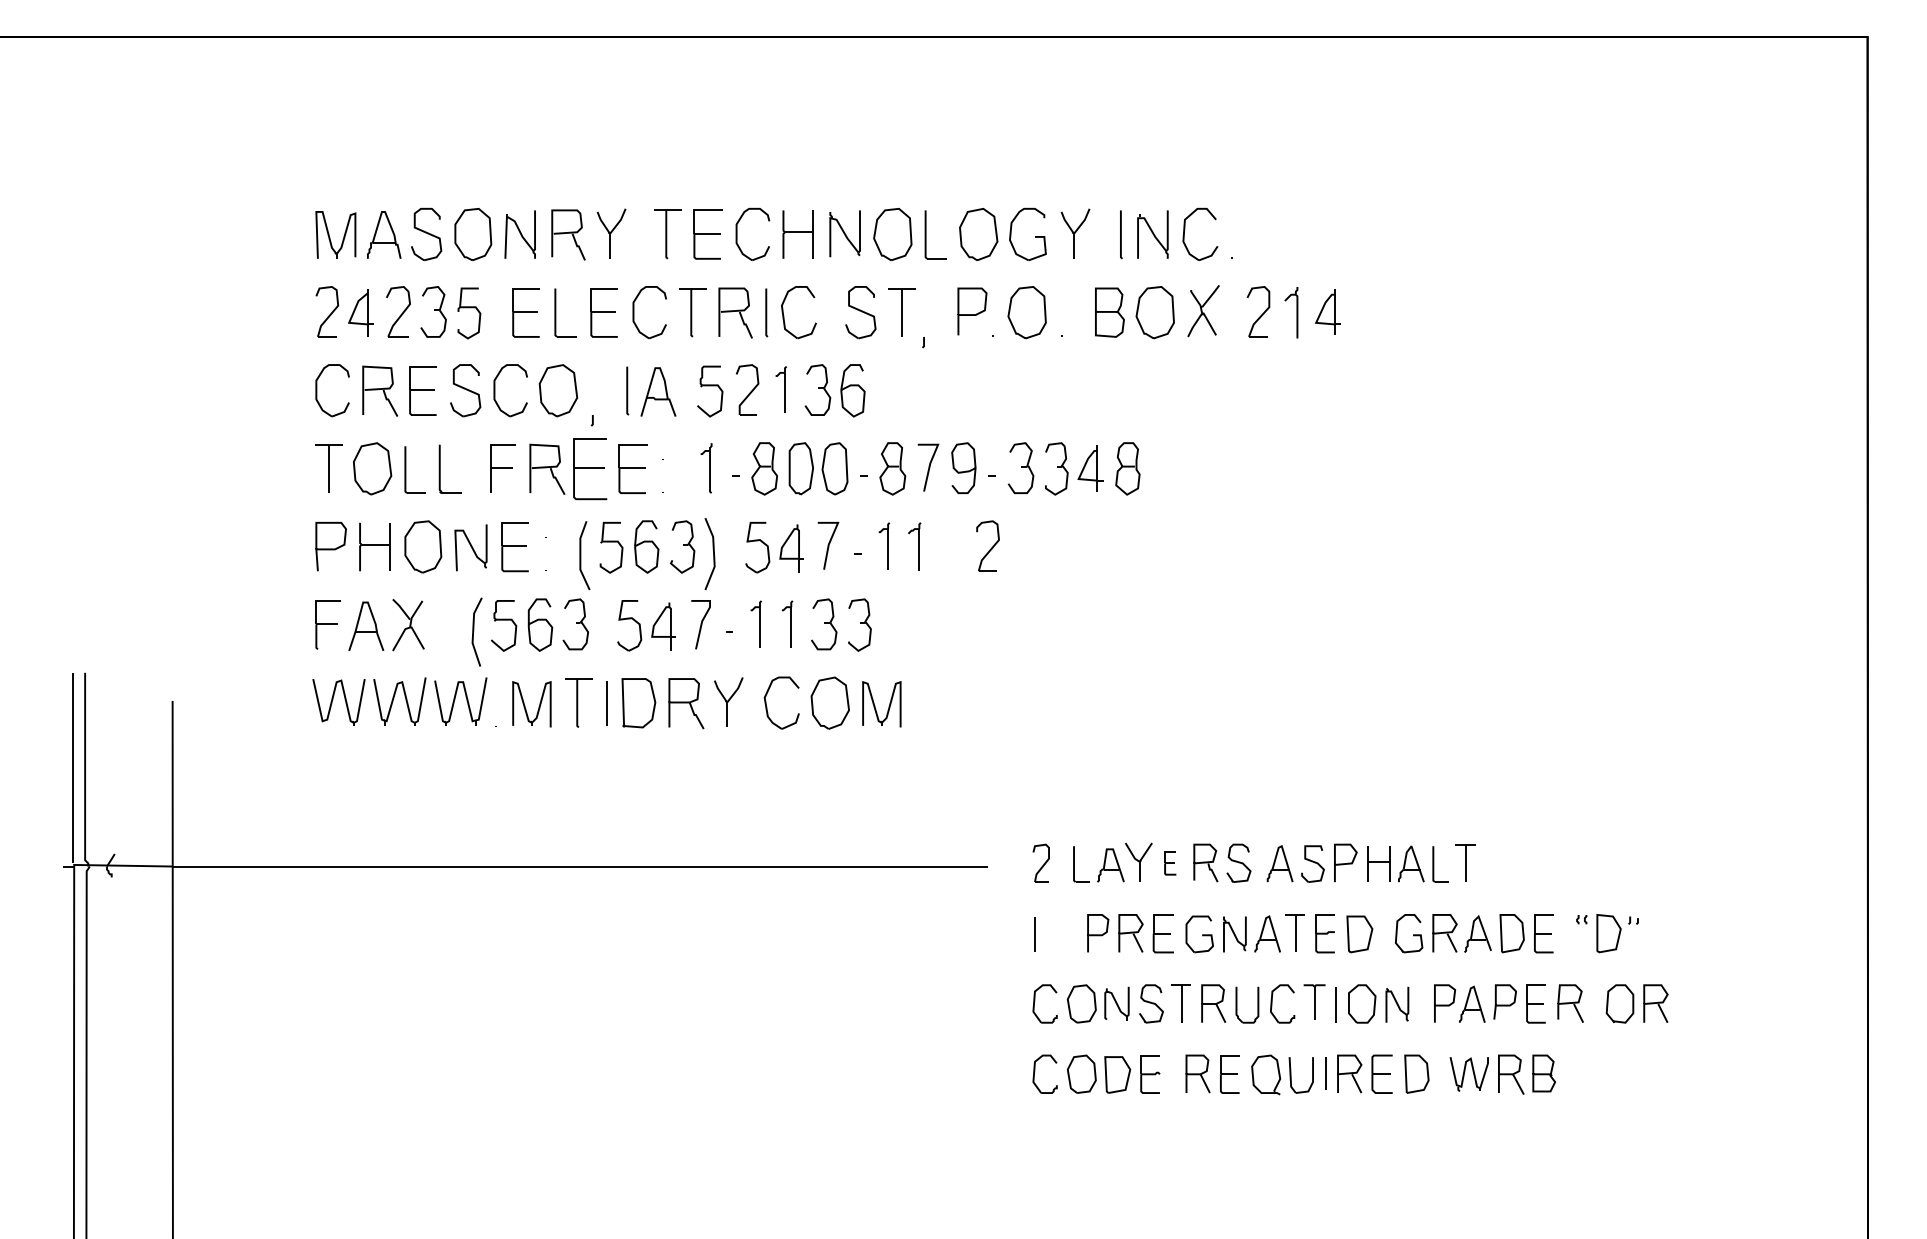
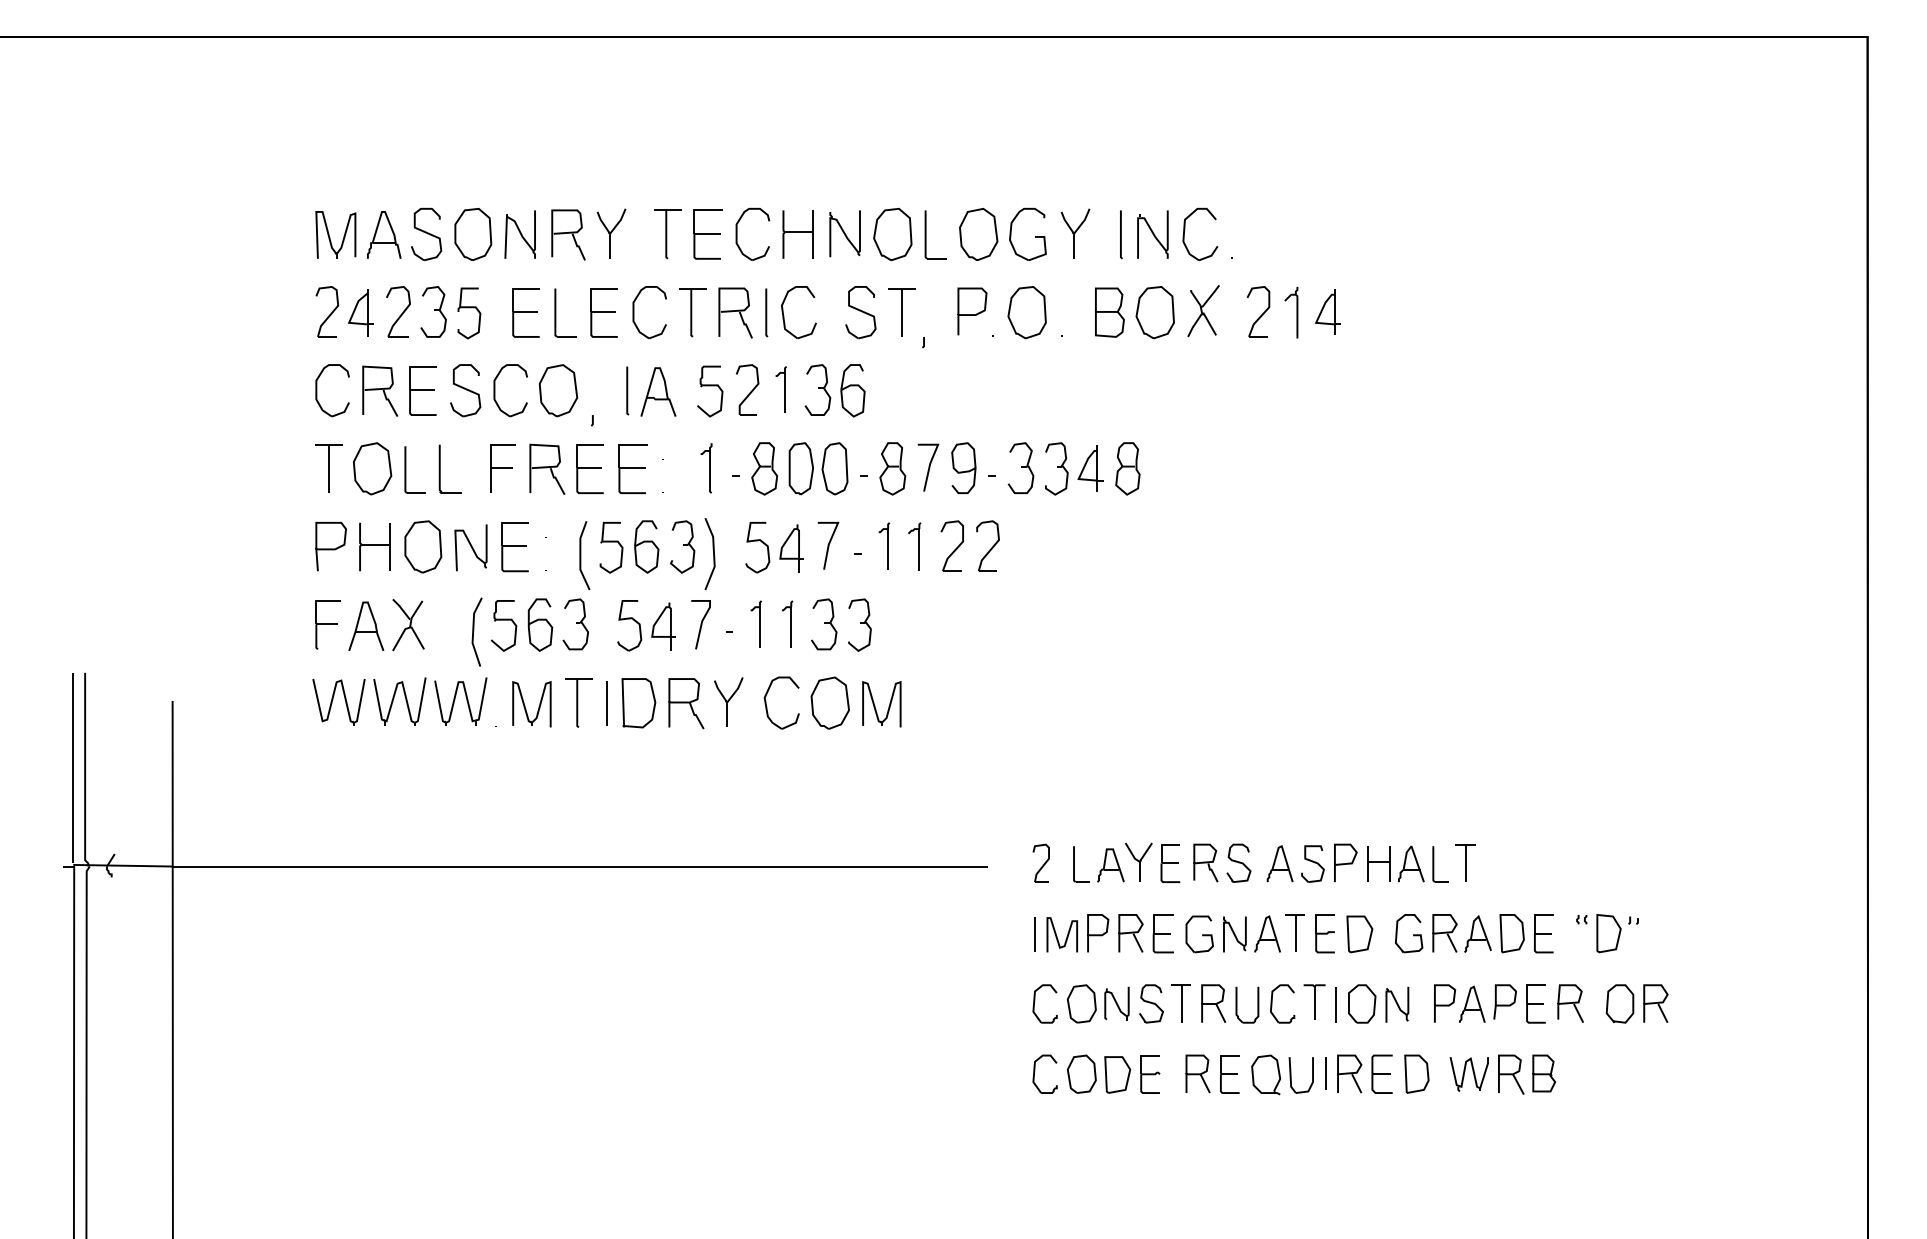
part size: 35x63 px -> 28x50 px (589, 468)
part: none -> present (951, 545)
part size: 13x25 px -> 21x39 px (1170, 863)
curve: none -> present (1057, 936)
